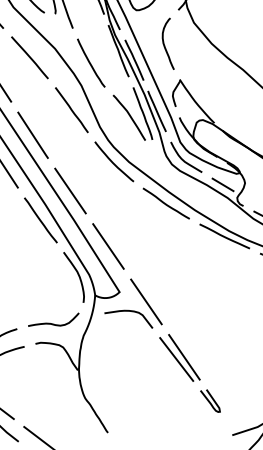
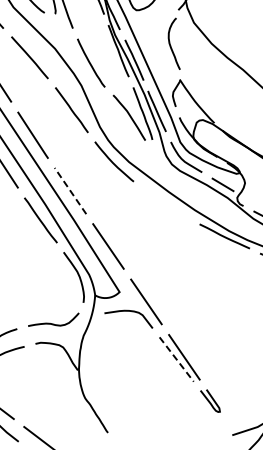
curve position: (165, 45) -> (171, 45) (171, 45)
line: solid -> dashed (70, 191)
curve: present -> none (165, 203)
line: solid -> dashed (176, 359)
